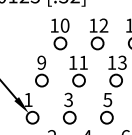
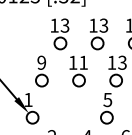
text: 10 -> 13 (64, 25)
text: 12 -> 13 (103, 25)
part: present -> none (69, 108)
